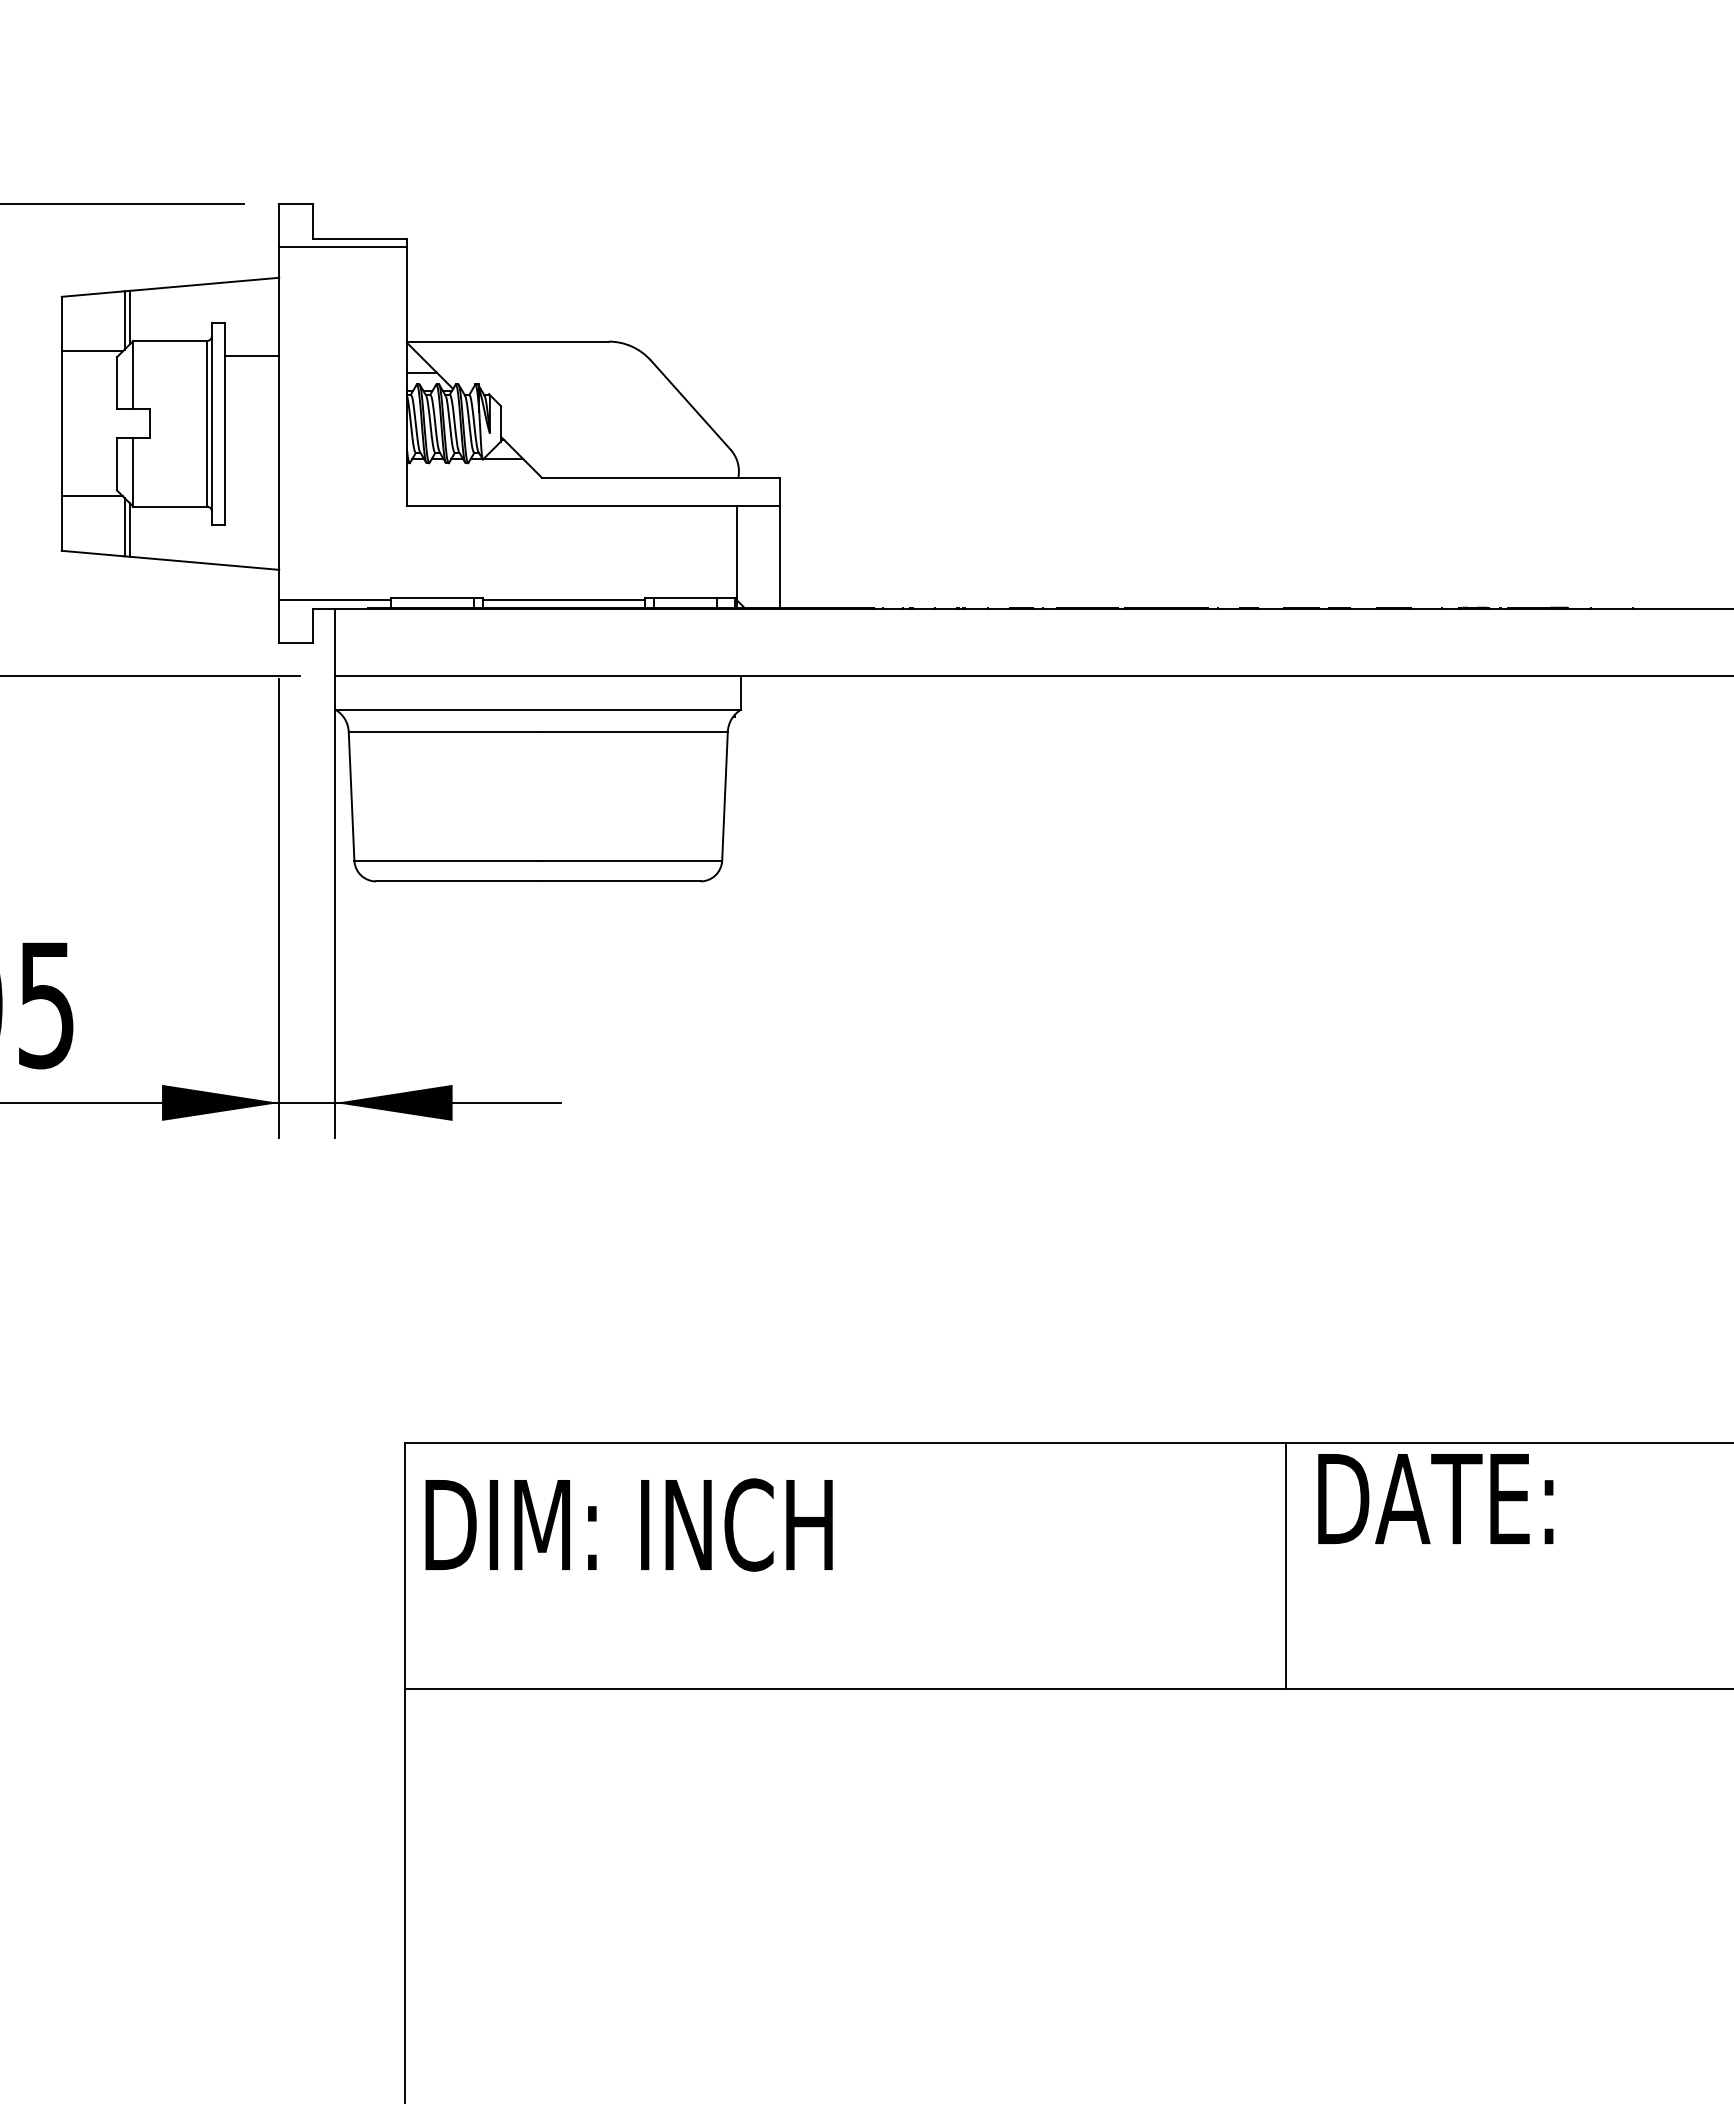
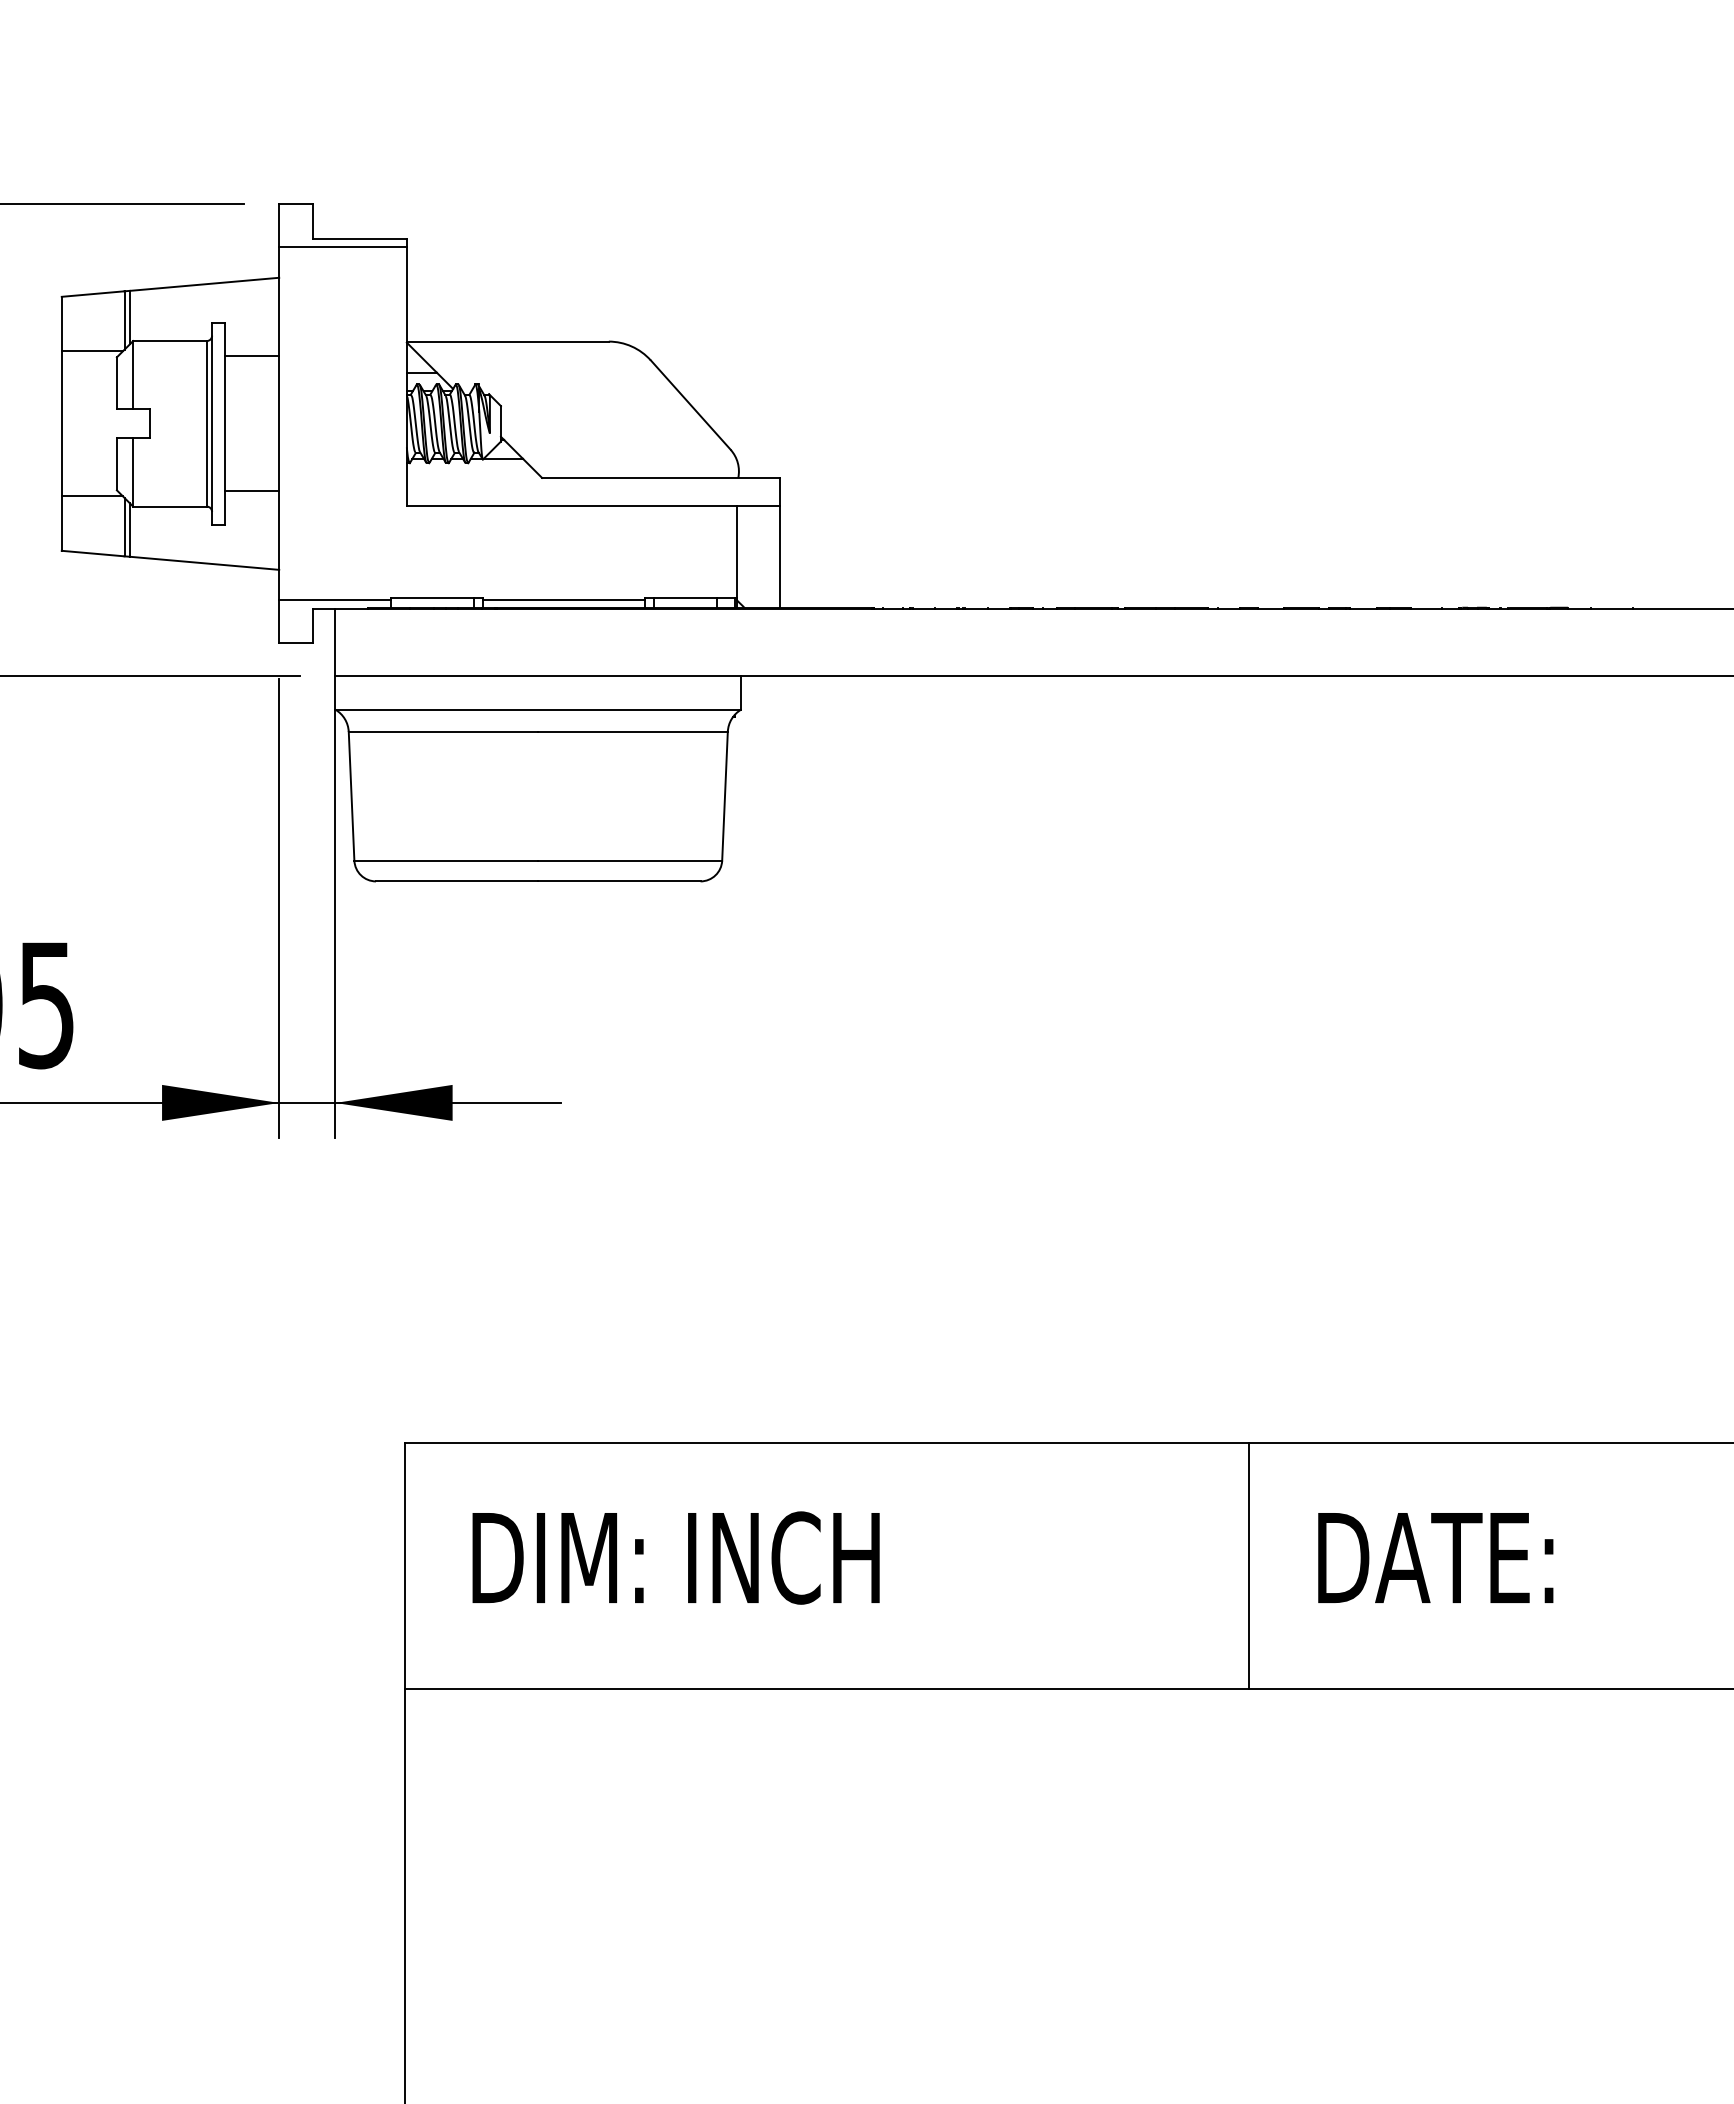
line: none -> present (252, 491)
text position: (1435, 1498) -> (1435, 1557) (1435, 1557)
text position: (628, 1524) -> (675, 1557) (675, 1557)
line position: (1285, 1565) -> (1248, 1565) (1248, 1565)
